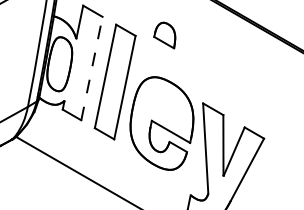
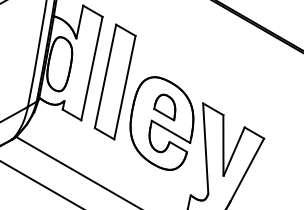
part position: (164, 35) -> (164, 107) (164, 107)
line: dashed -> solid (91, 68)
line: none -> present (40, 184)
